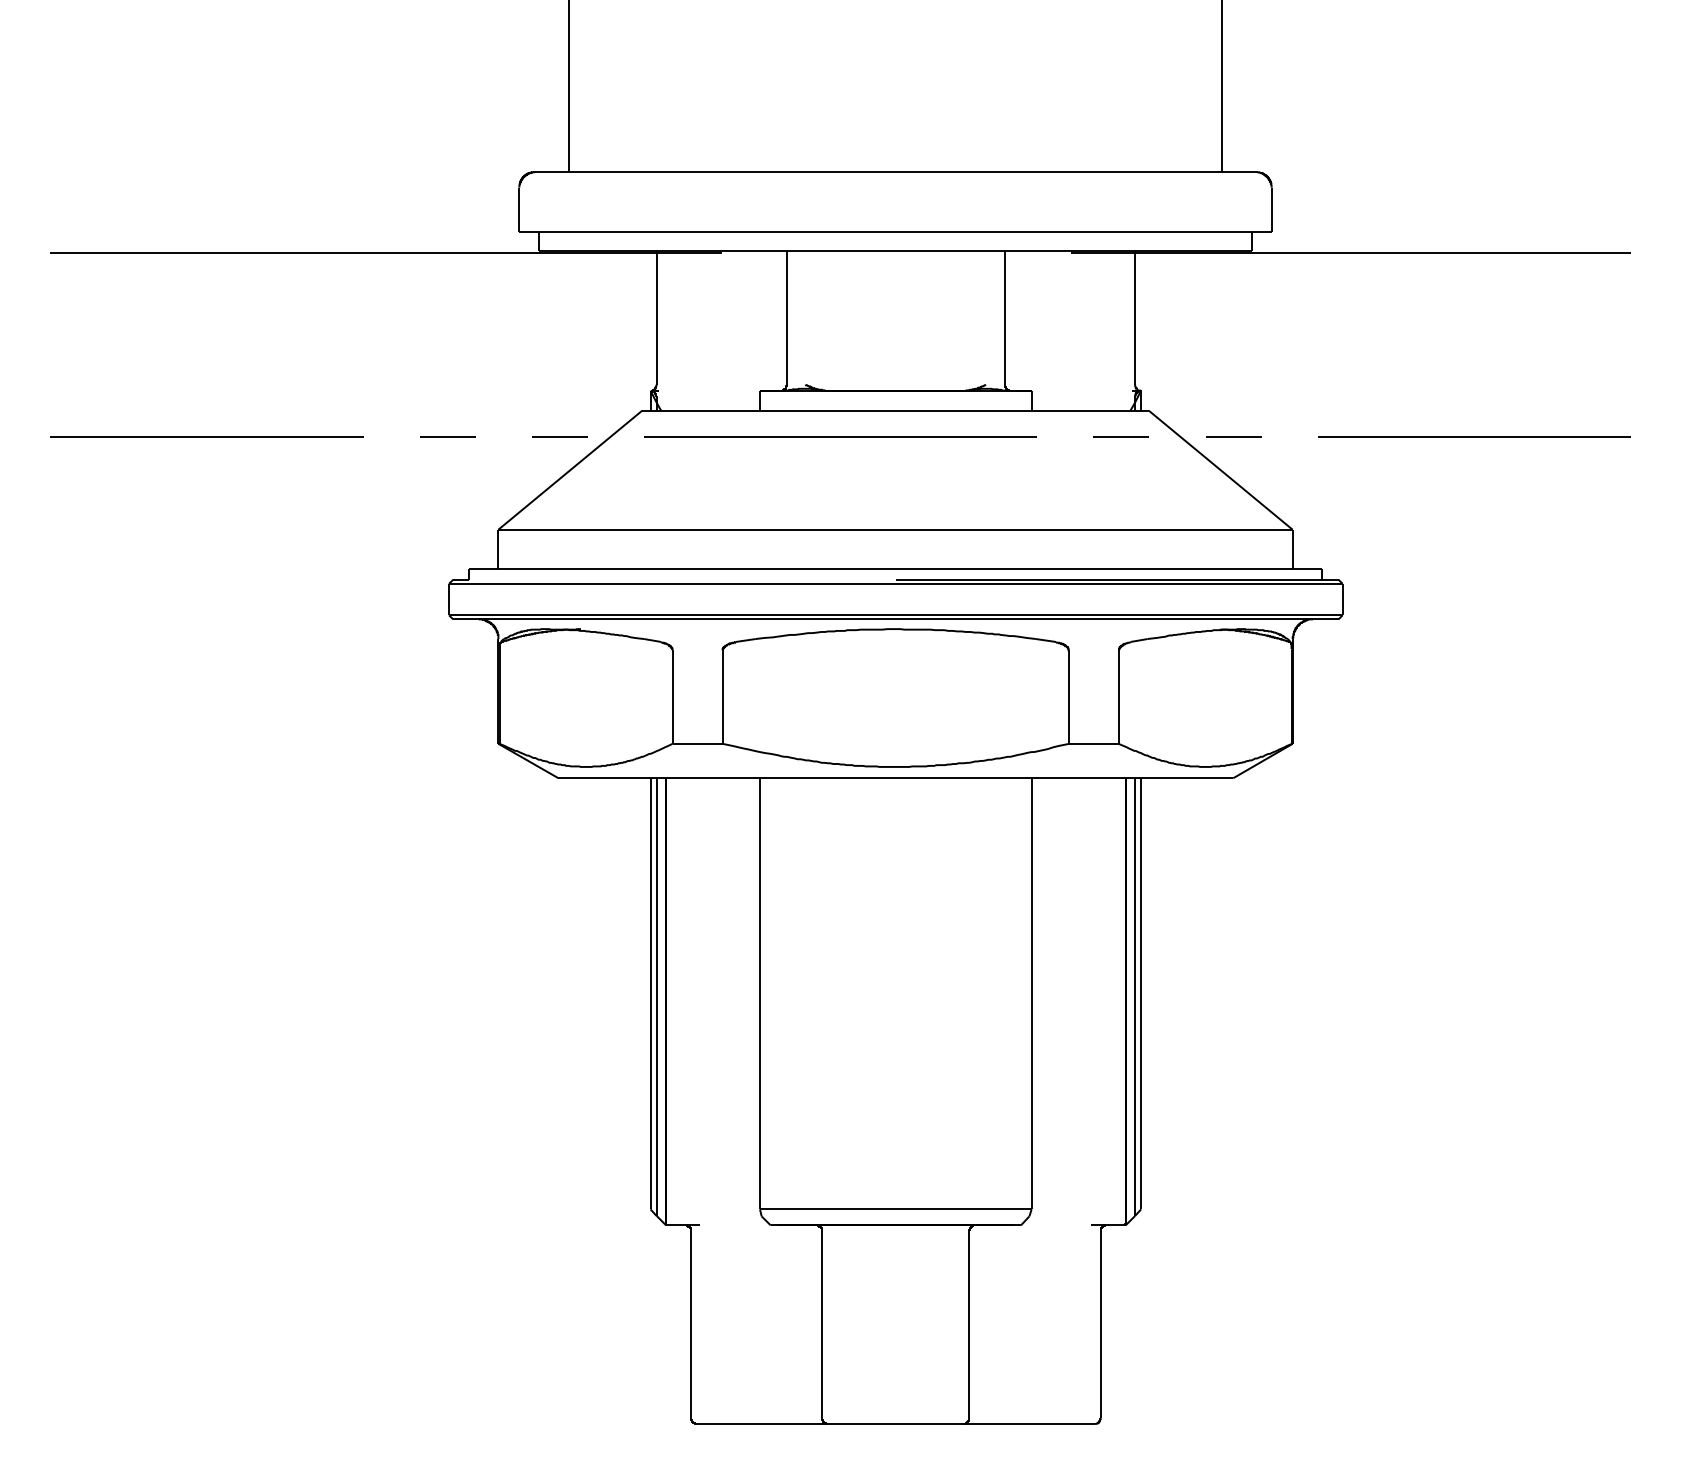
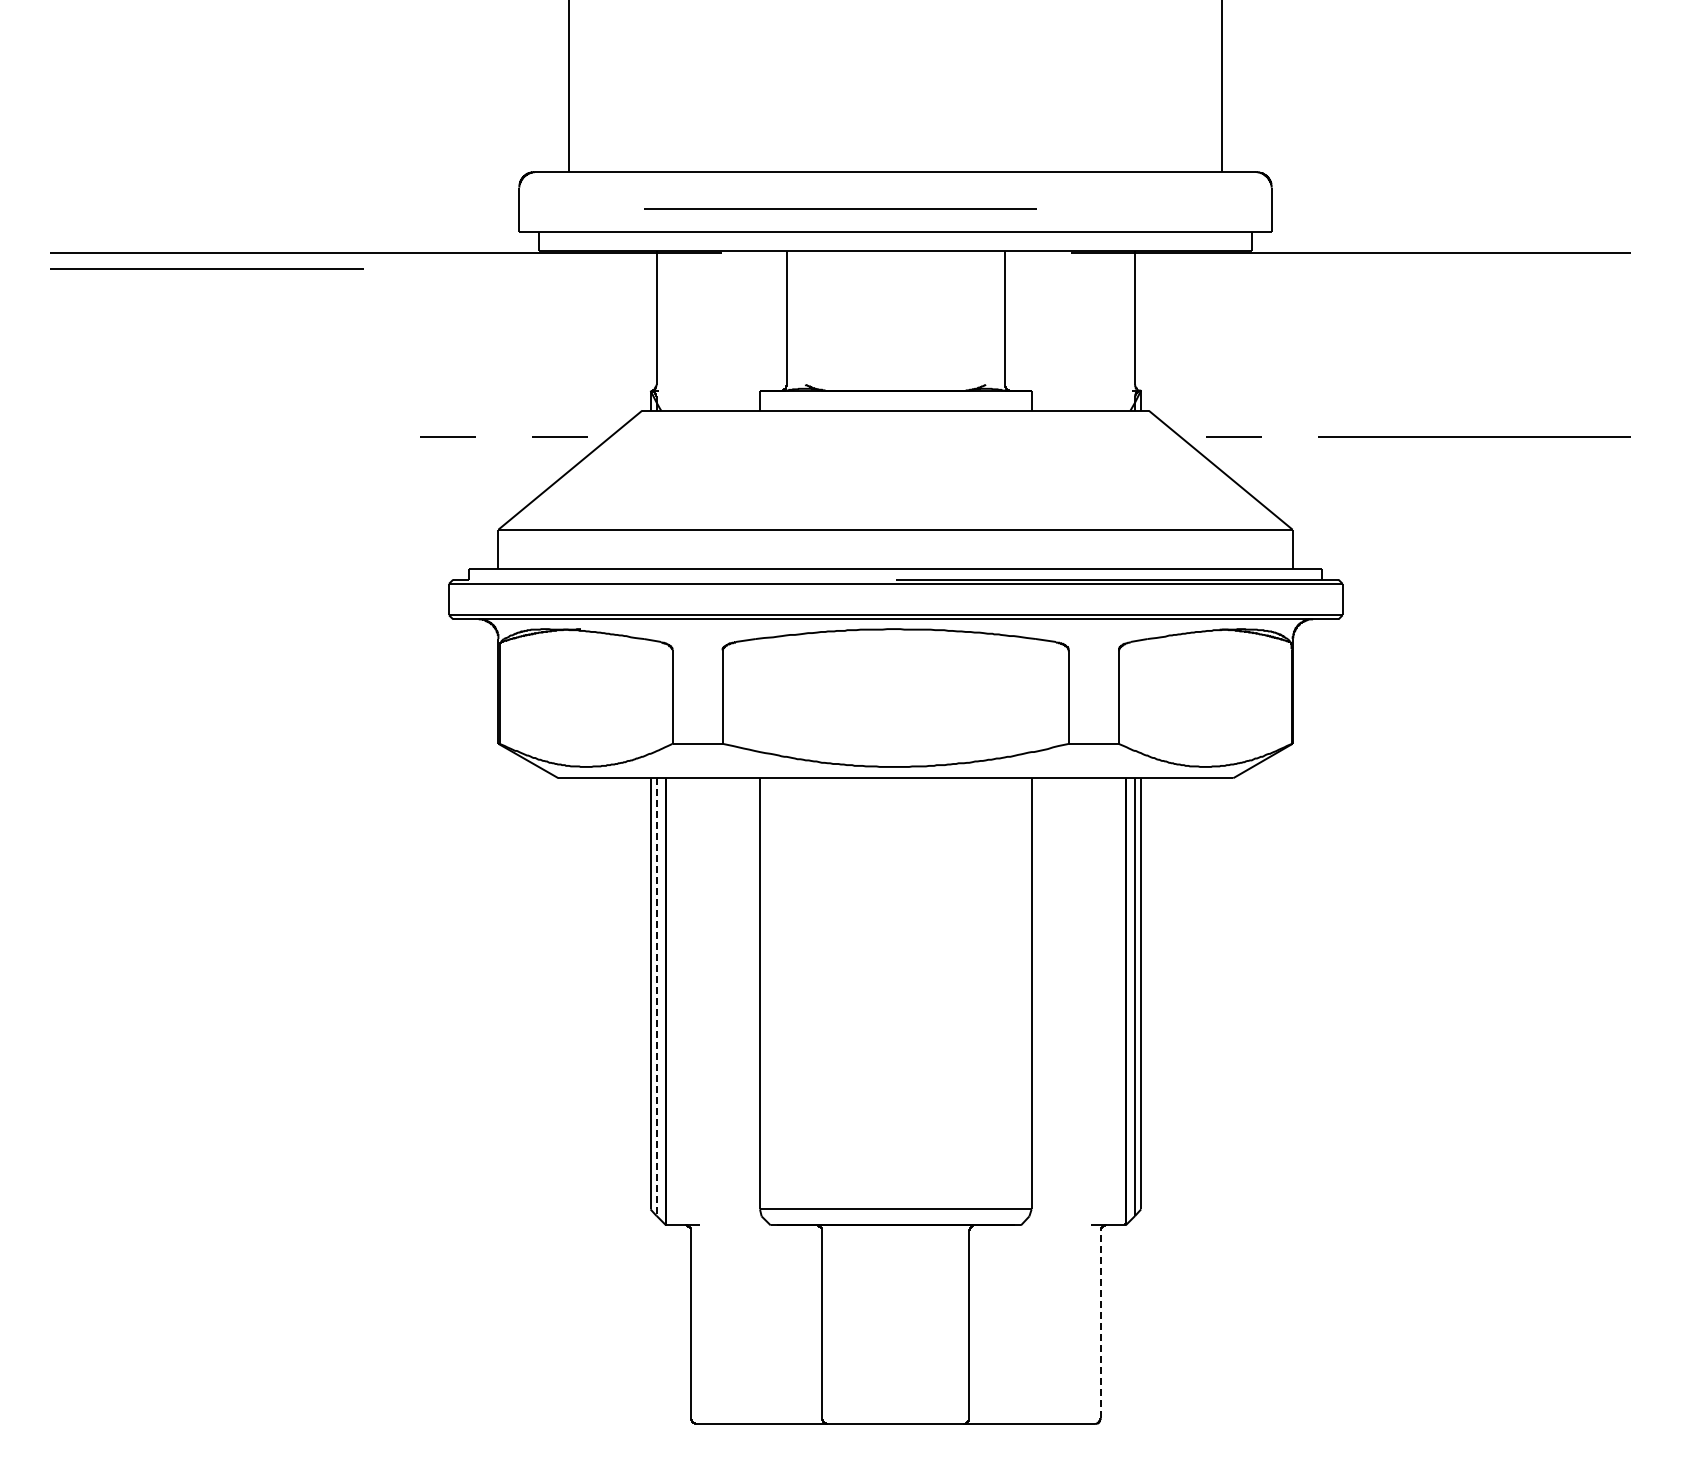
line position: (206, 436) -> (206, 268) (206, 268)
line position: (840, 436) -> (840, 208) (840, 208)
line: present -> none (1120, 436)
line: solid -> dashed (656, 997)
line: solid -> dashed (1100, 1324)
